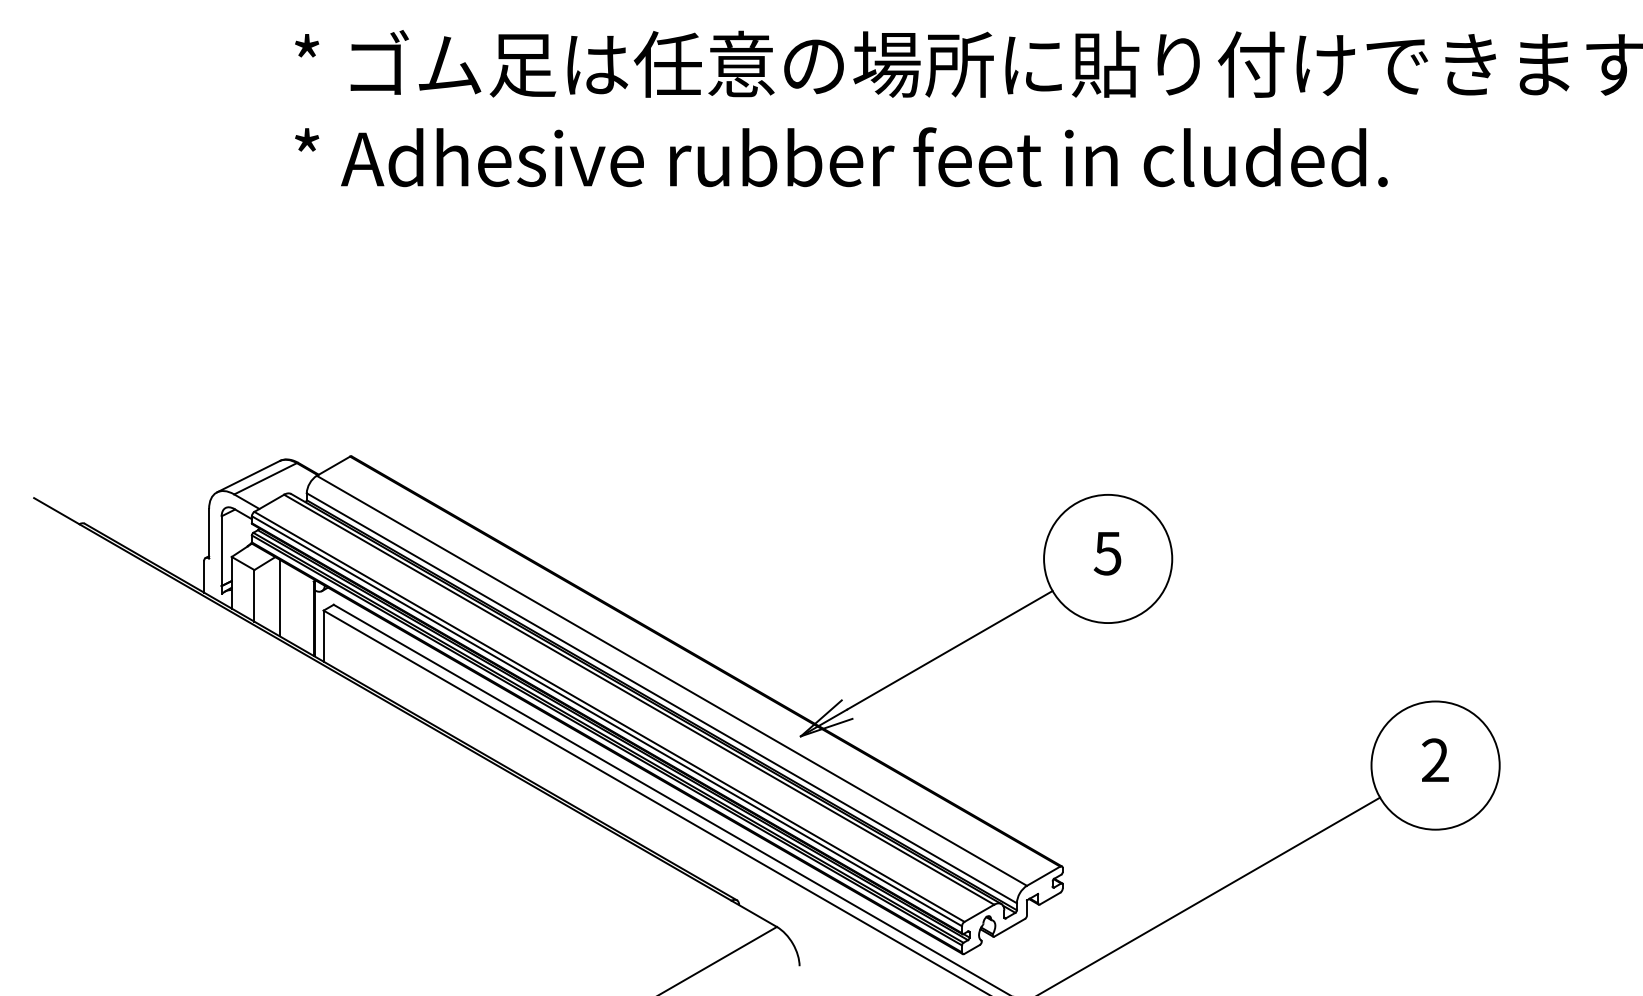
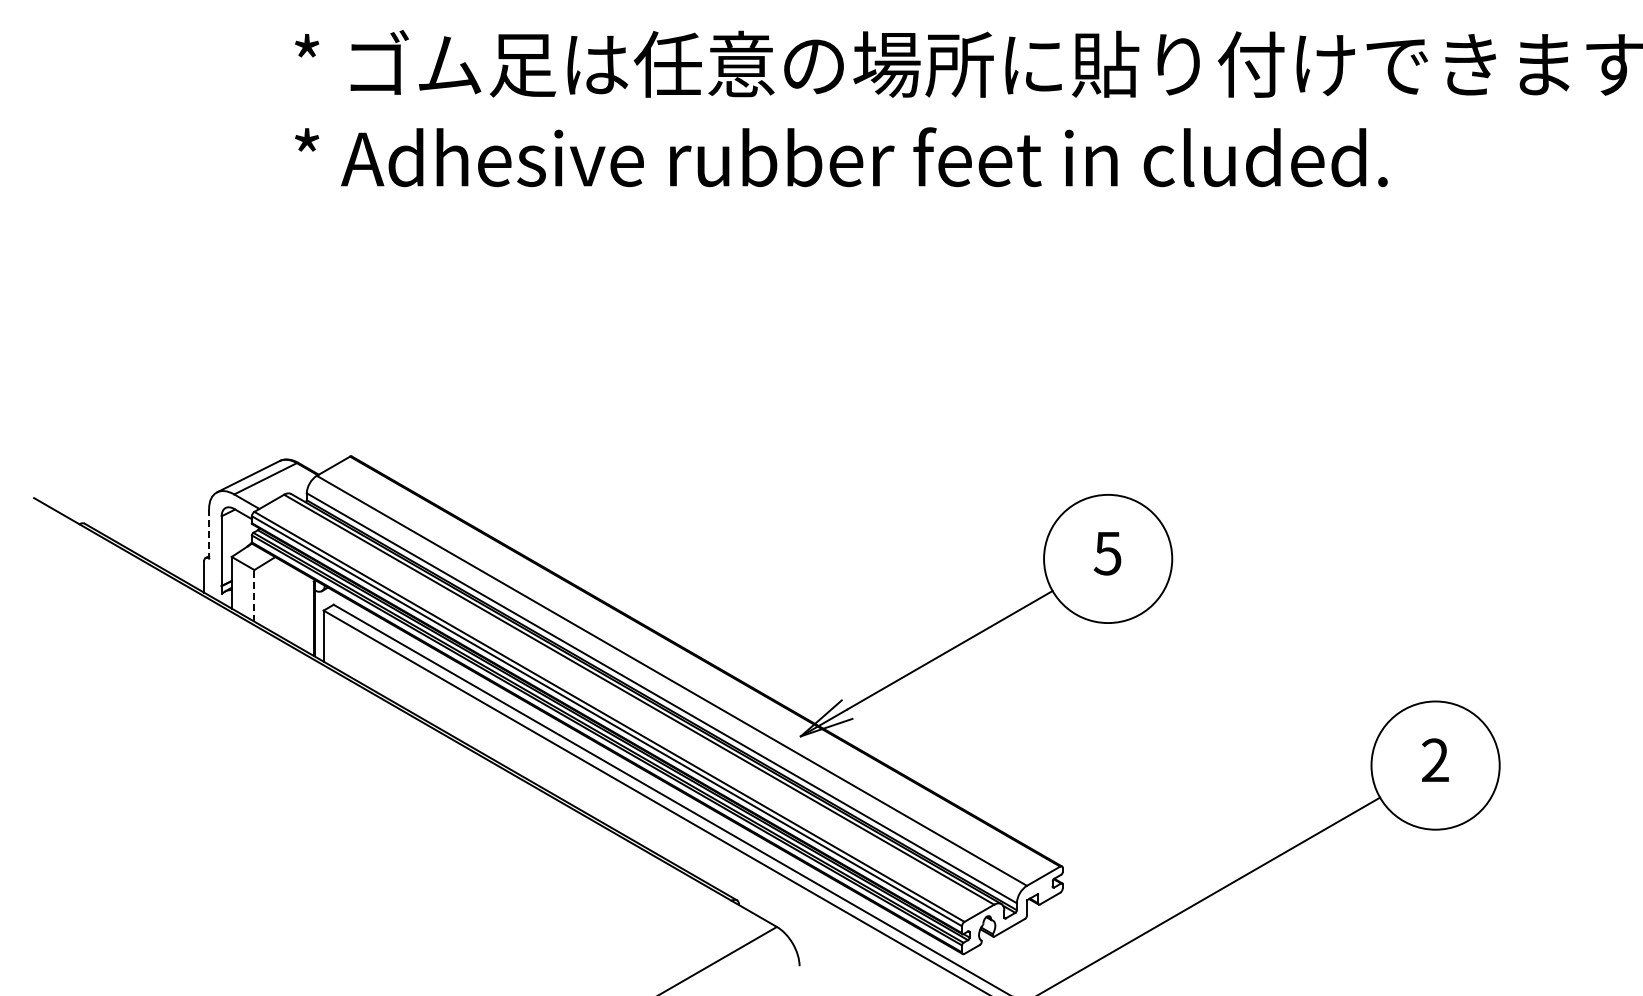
line: solid -> dashed (209, 533)
line: solid -> dashed (254, 595)
line: present -> none (279, 597)
